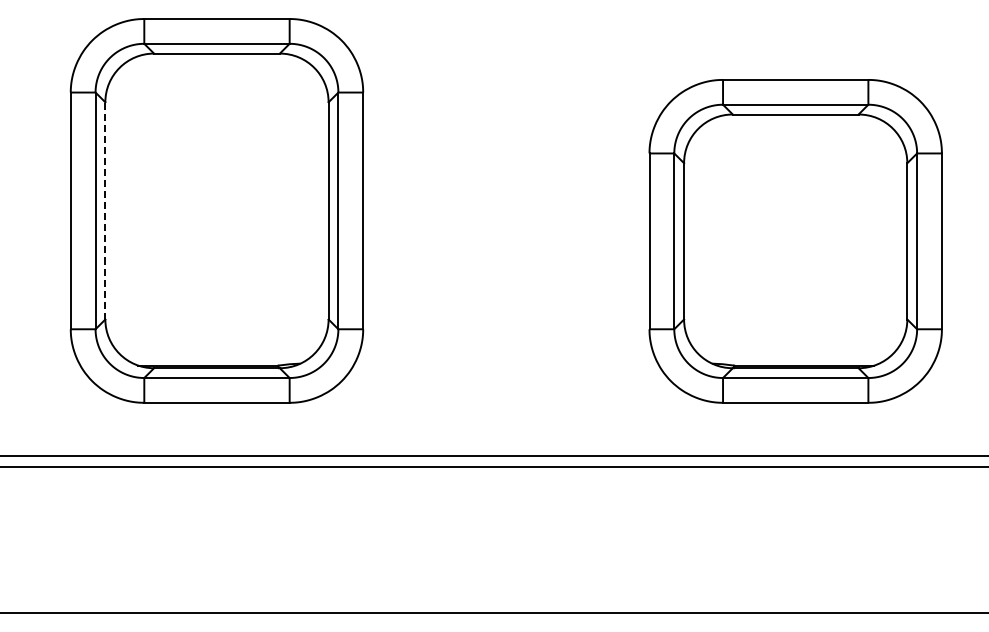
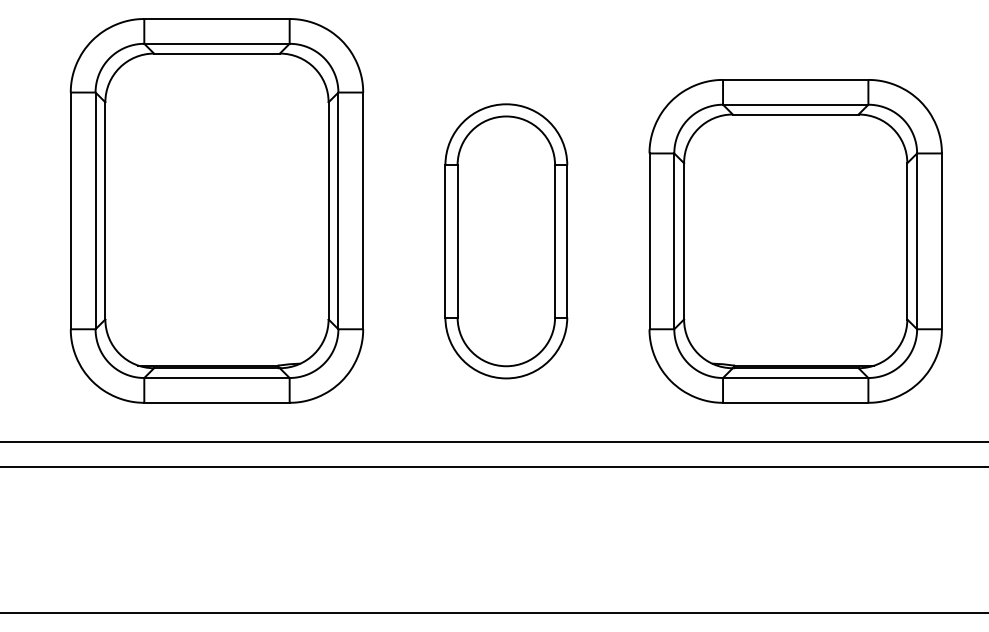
line: dashed -> solid (105, 210)
part: none -> present (506, 241)
line position: (493, 456) -> (493, 442) (493, 442)
